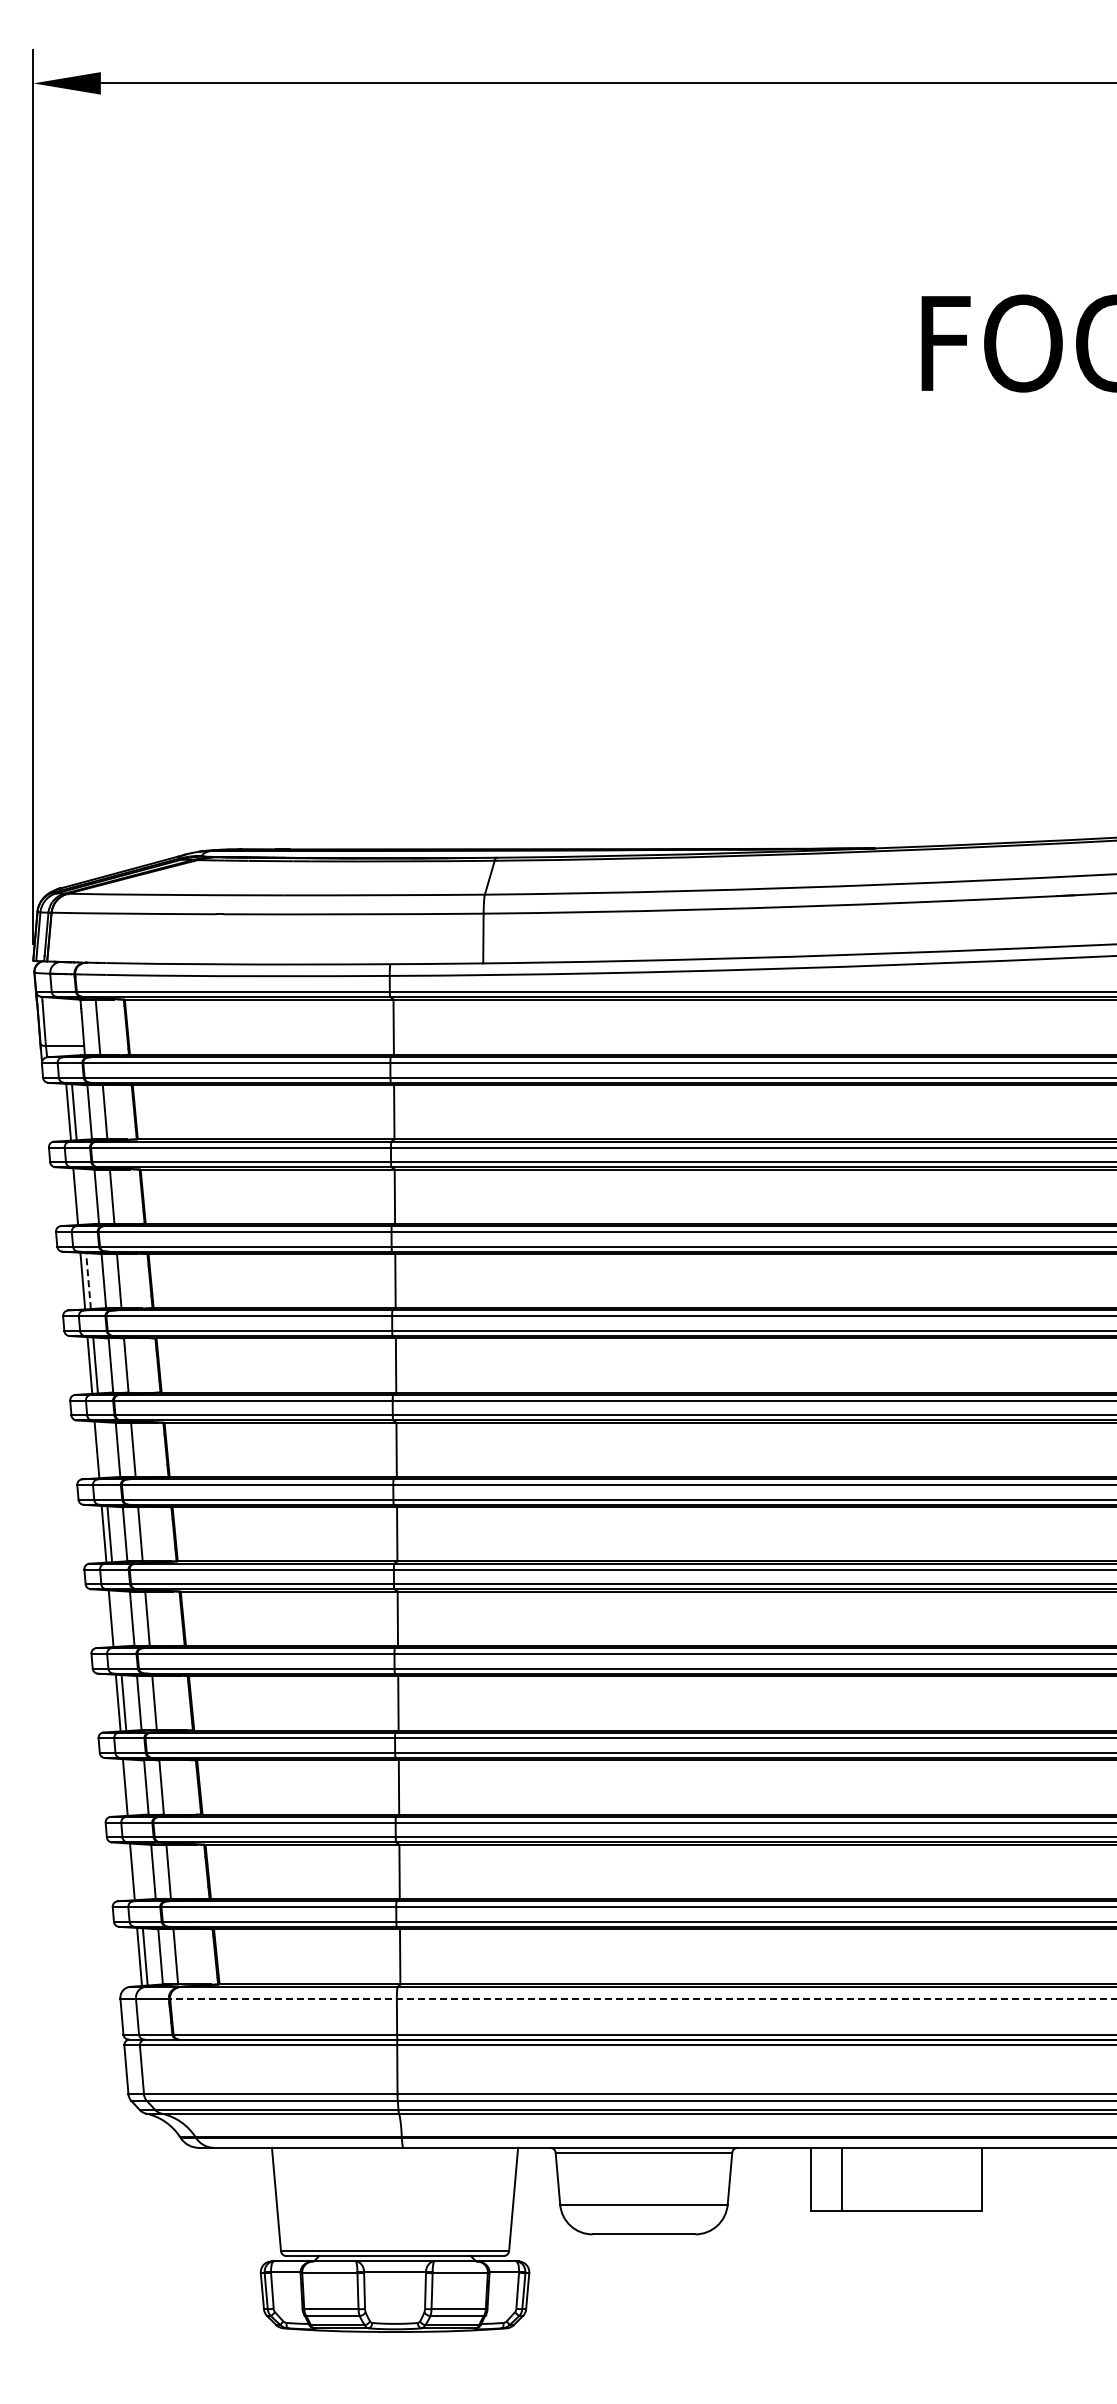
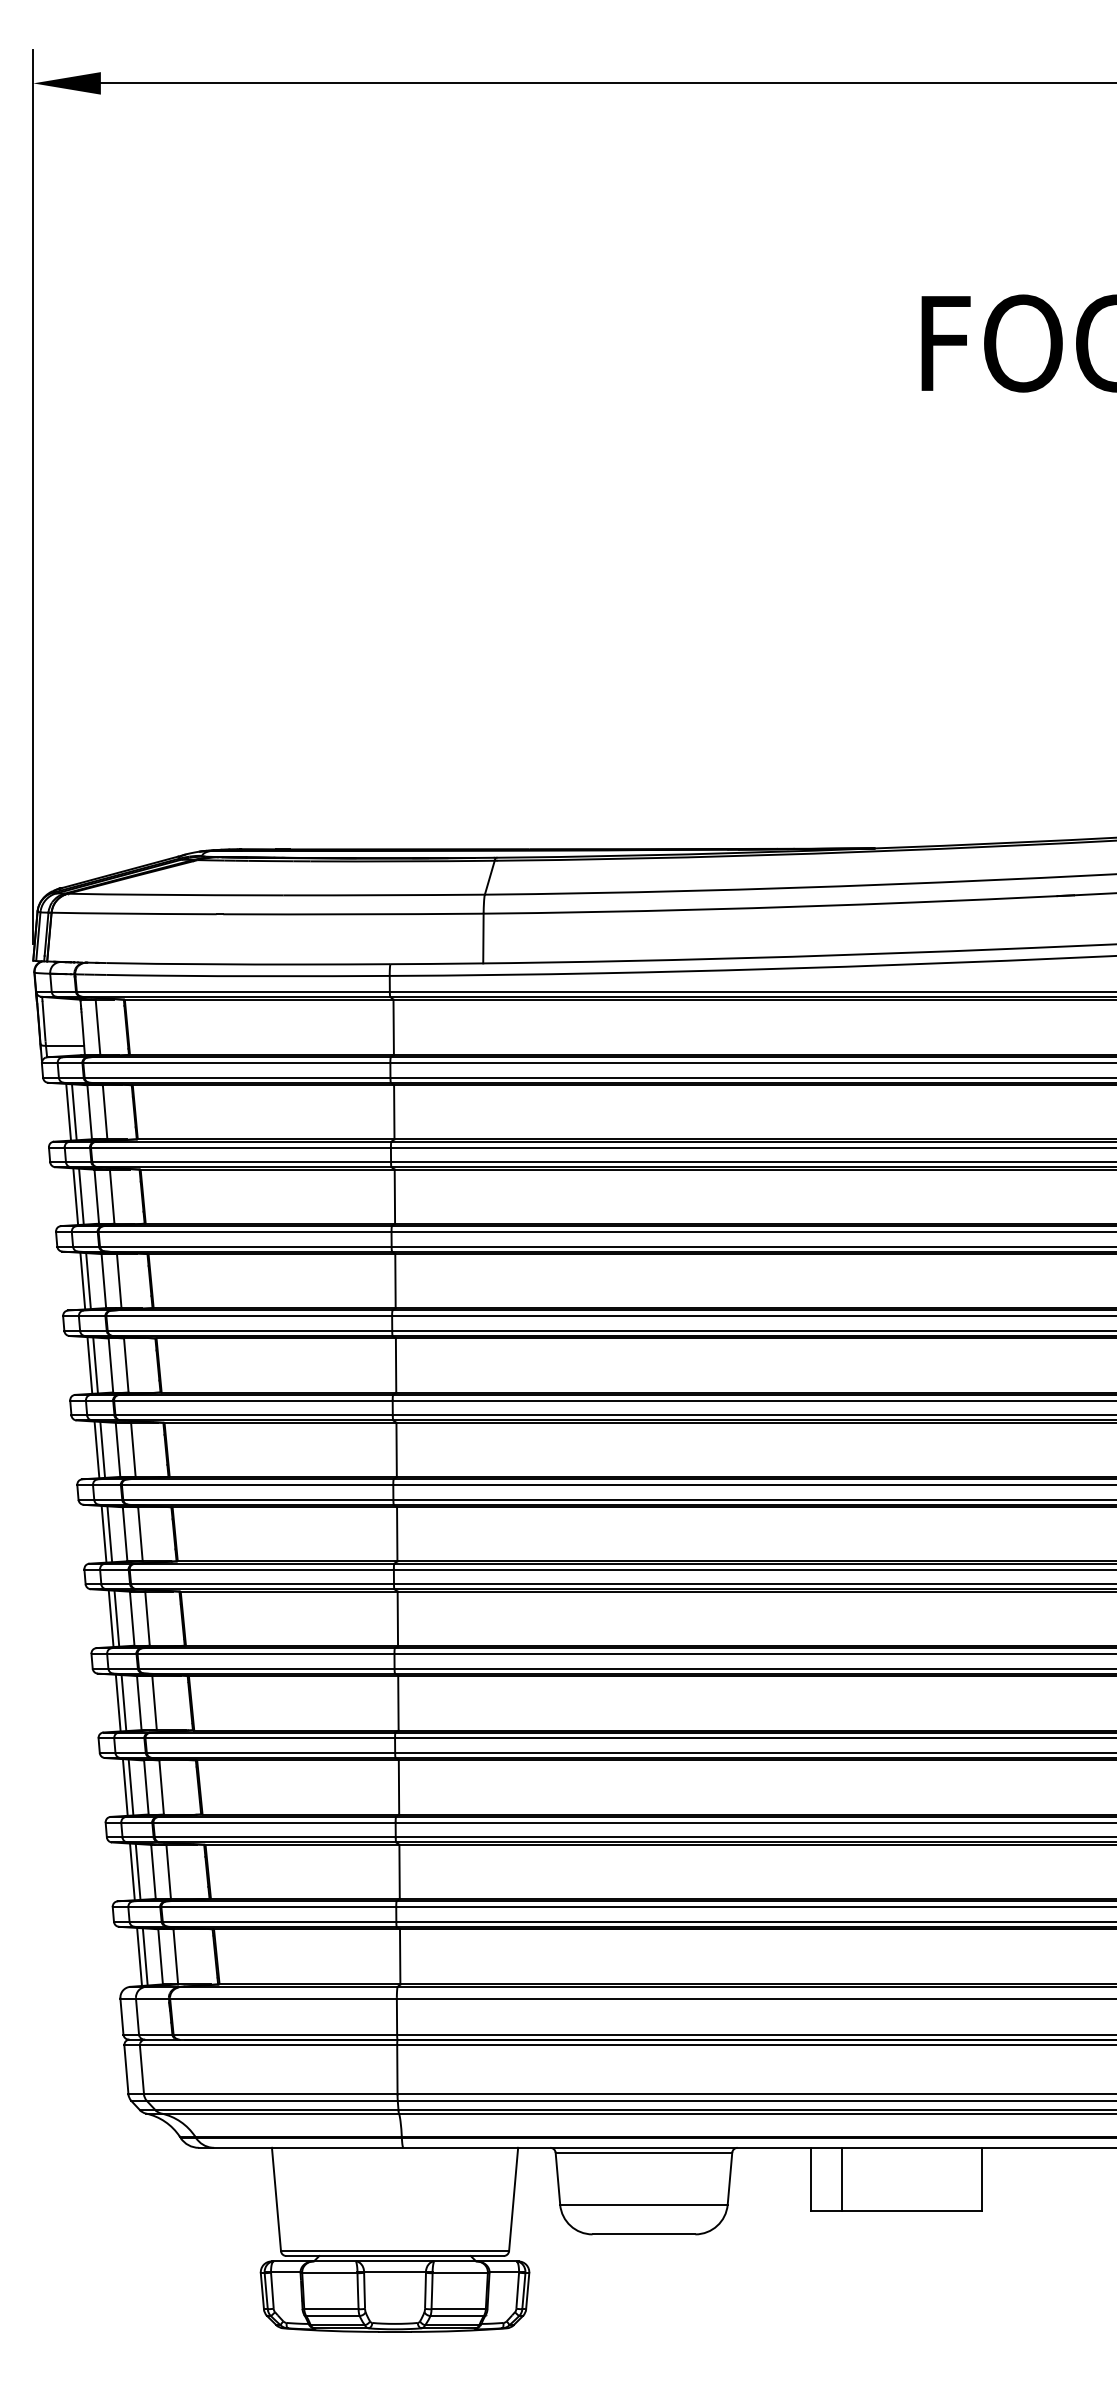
line: none -> present (81, 1196)
line: dashed -> solid (88, 1280)
line: none -> present (102, 1449)
line: none -> present (116, 1618)
line: none -> present (130, 1787)
line: none -> present (137, 1871)
line: dashed -> solid (643, 1998)
